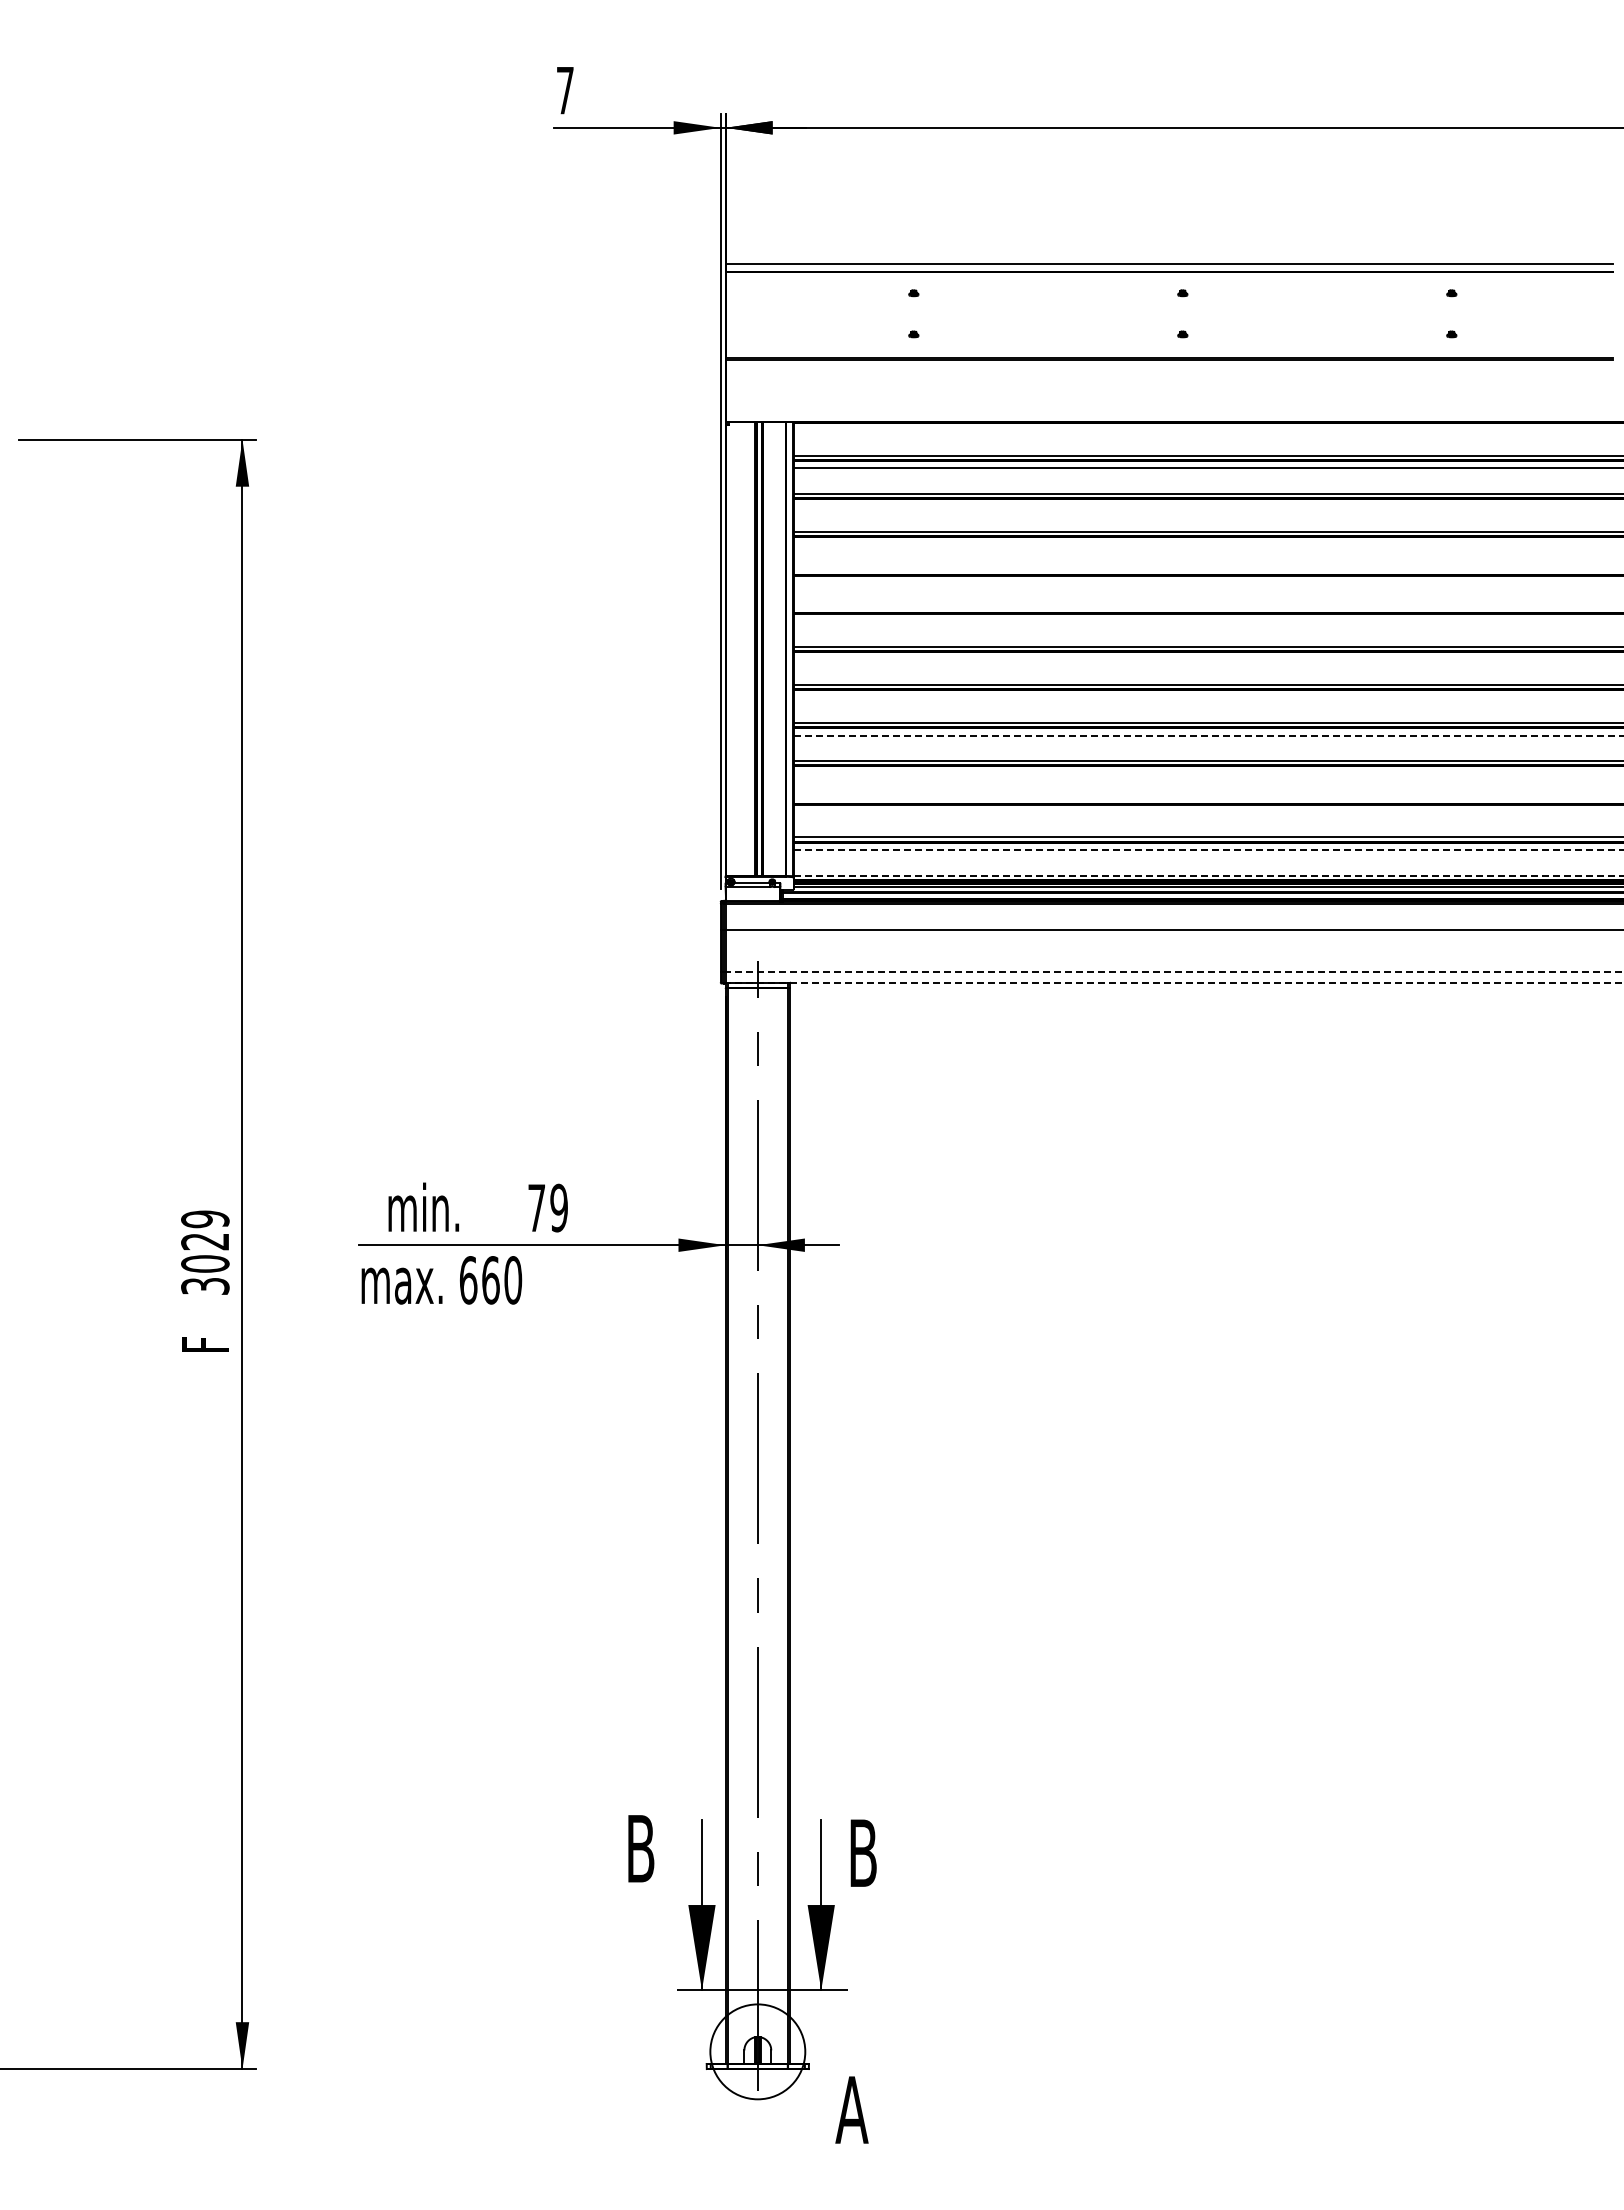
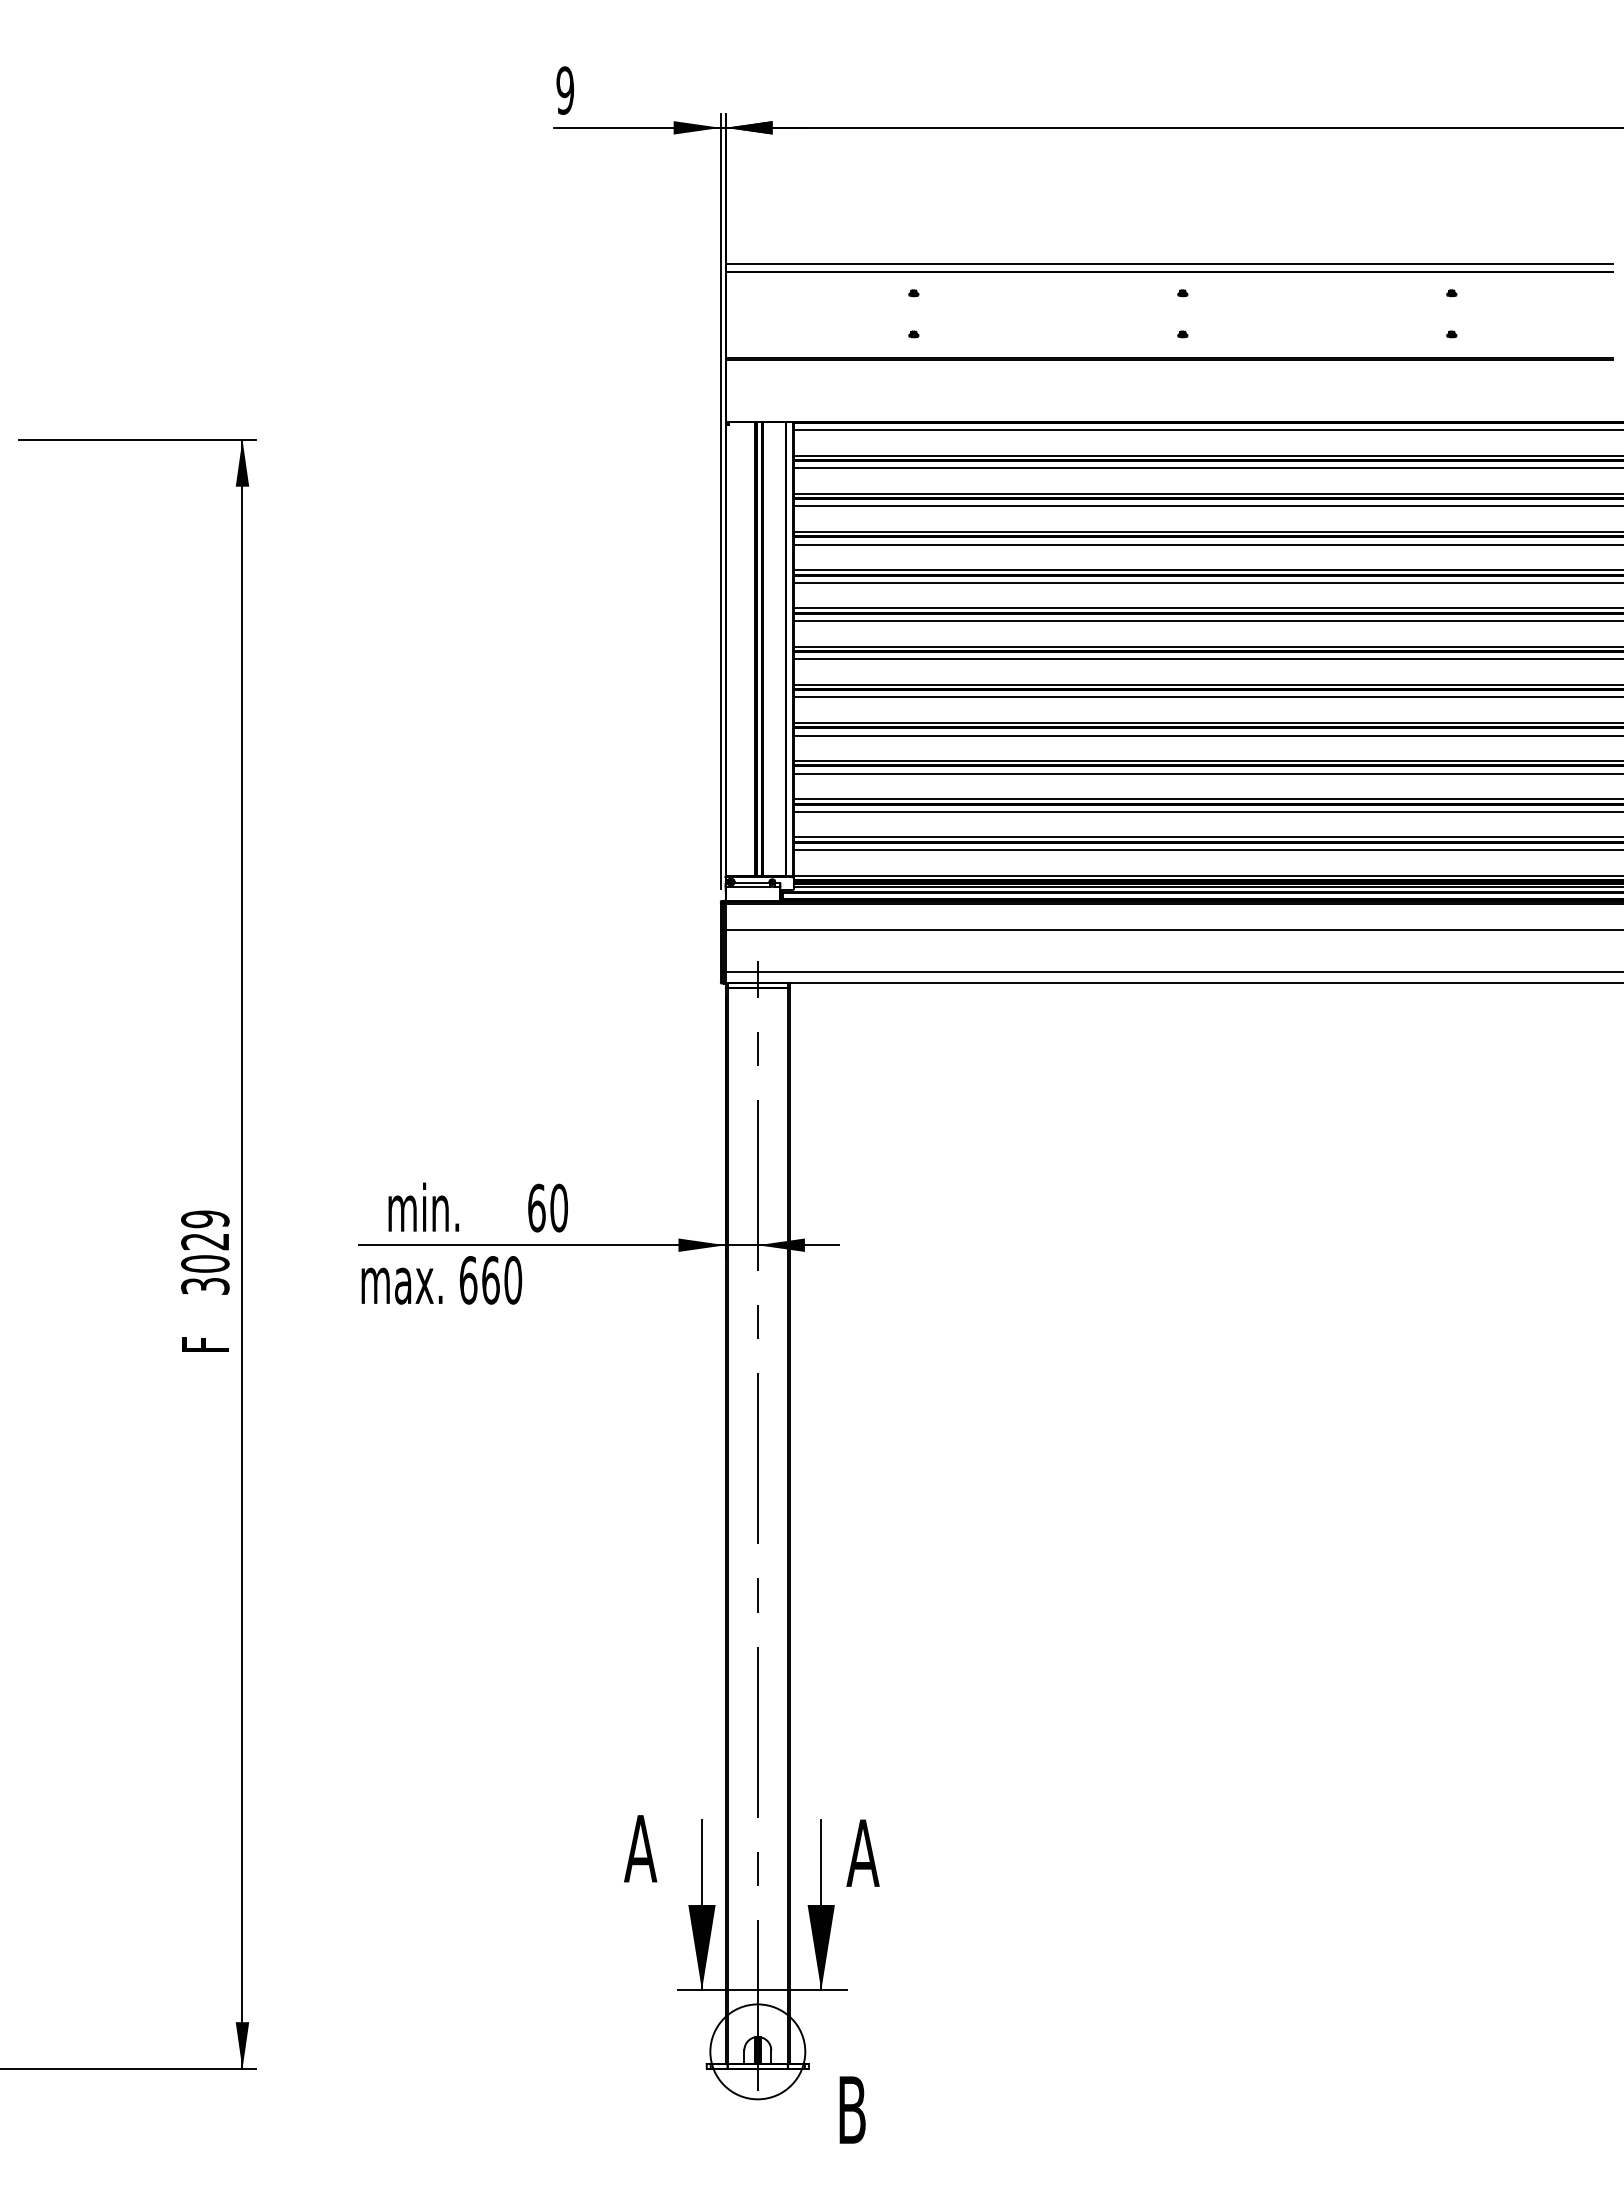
text: 7 -> 9 (565, 90)
line: none -> present (1206, 430)
line: none -> present (1206, 506)
line: none -> present (1206, 544)
line: none -> present (1206, 570)
line: none -> present (1206, 582)
line: none -> present (1206, 608)
line: none -> present (1206, 620)
line: none -> present (1206, 659)
line: none -> present (1206, 697)
line: dashed -> solid (1208, 735)
line: none -> present (1206, 773)
line: none -> present (1206, 799)
line: none -> present (1206, 811)
line: dashed -> solid (1208, 850)
line: dashed -> solid (1208, 875)
line: dashed -> solid (1174, 971)
line: dashed -> solid (1174, 982)
text: 79 -> 60 (547, 1207)
text: B -> A (640, 1848)
text: B -> A (862, 1852)
text: A -> B (851, 2109)
